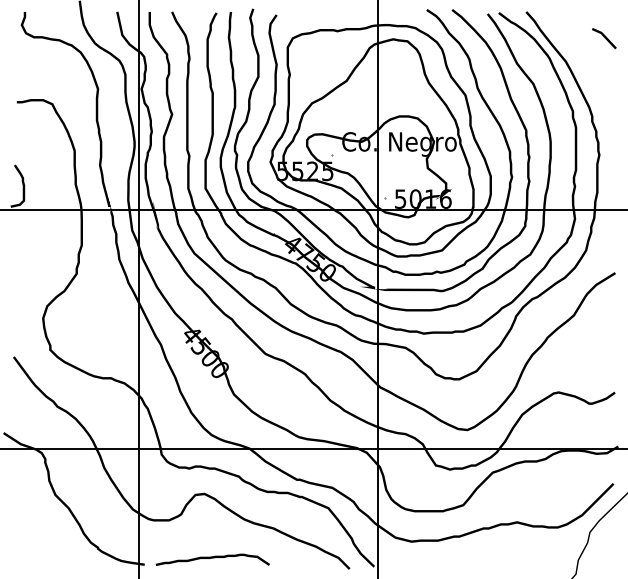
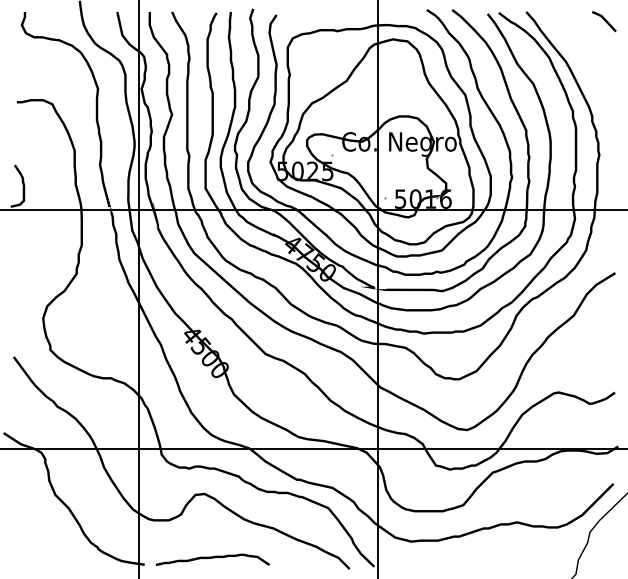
line position: (604, 38) -> (604, 21) (604, 21)
text: 5525 -> 5025 (297, 171)
